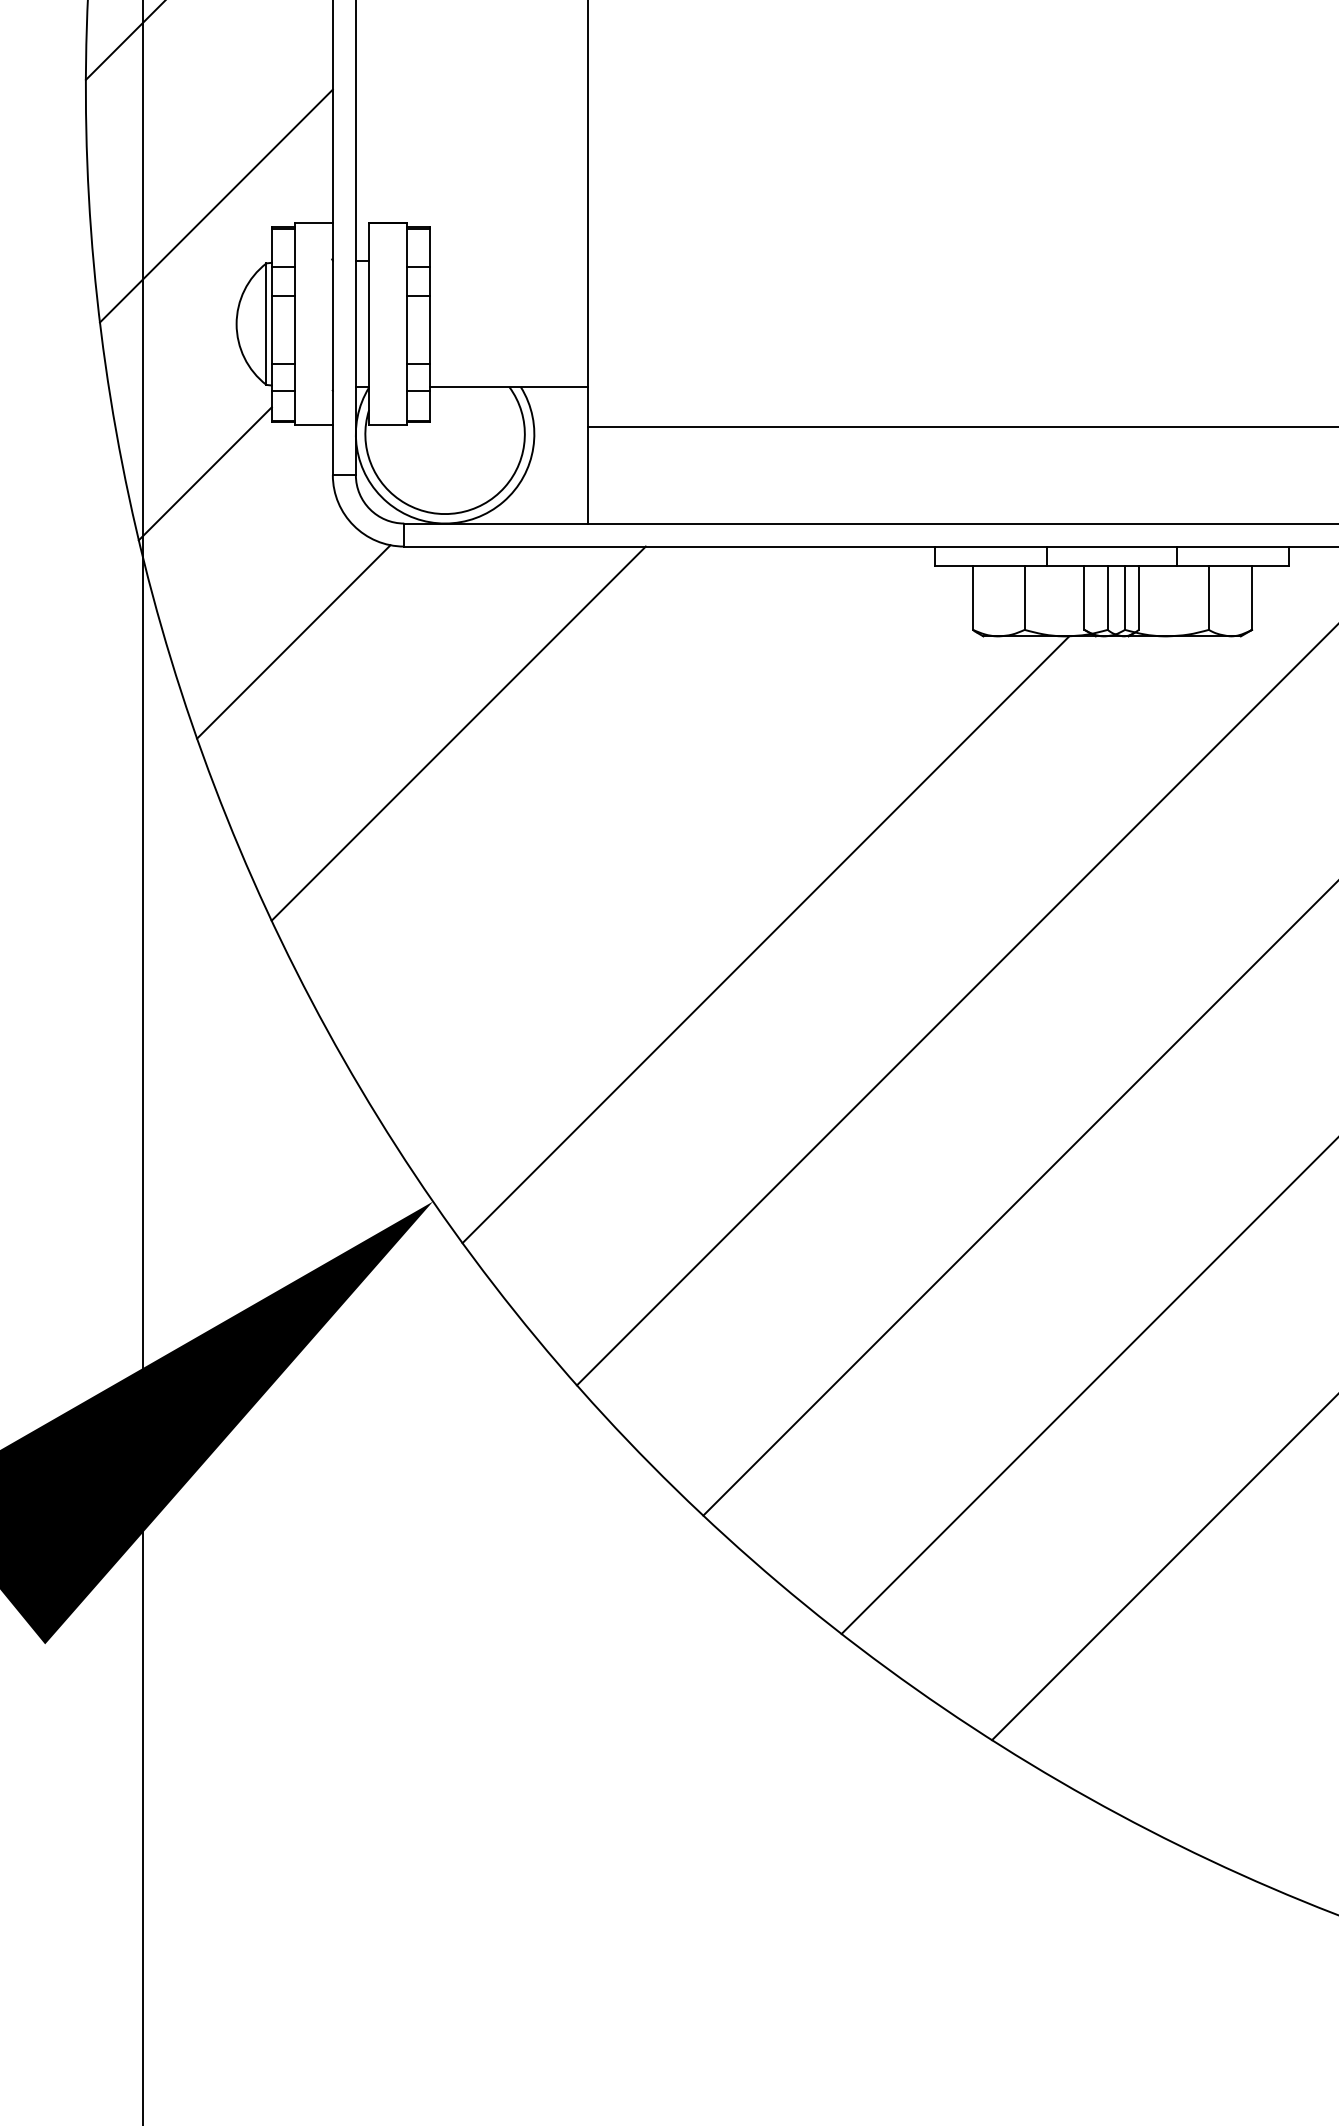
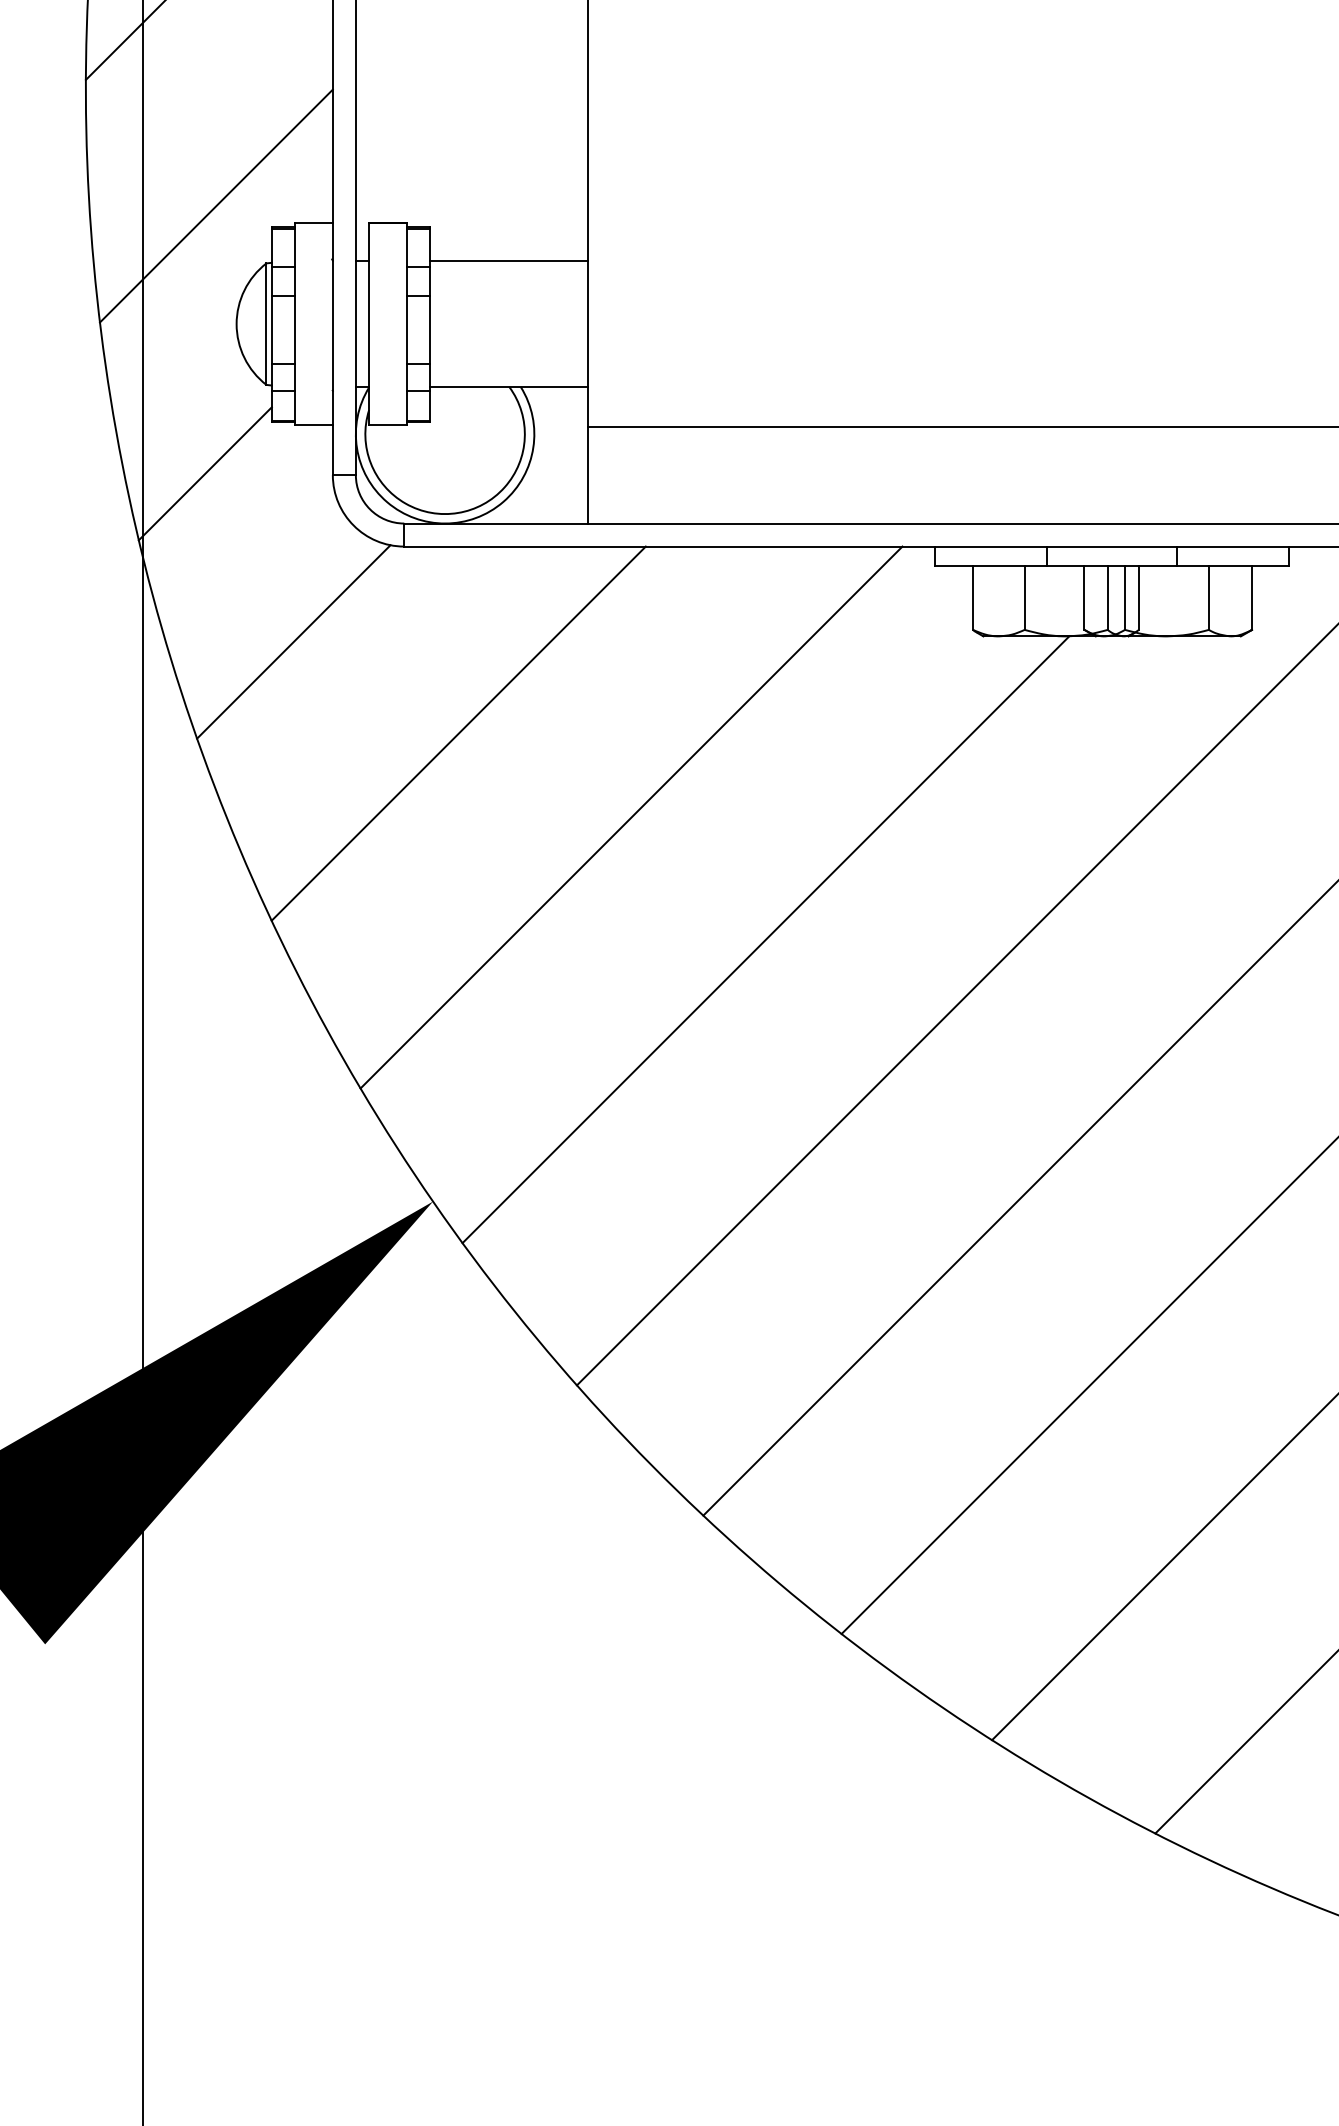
line: none -> present (508, 261)
line: none -> present (631, 817)
line: none -> present (1245, 1743)
